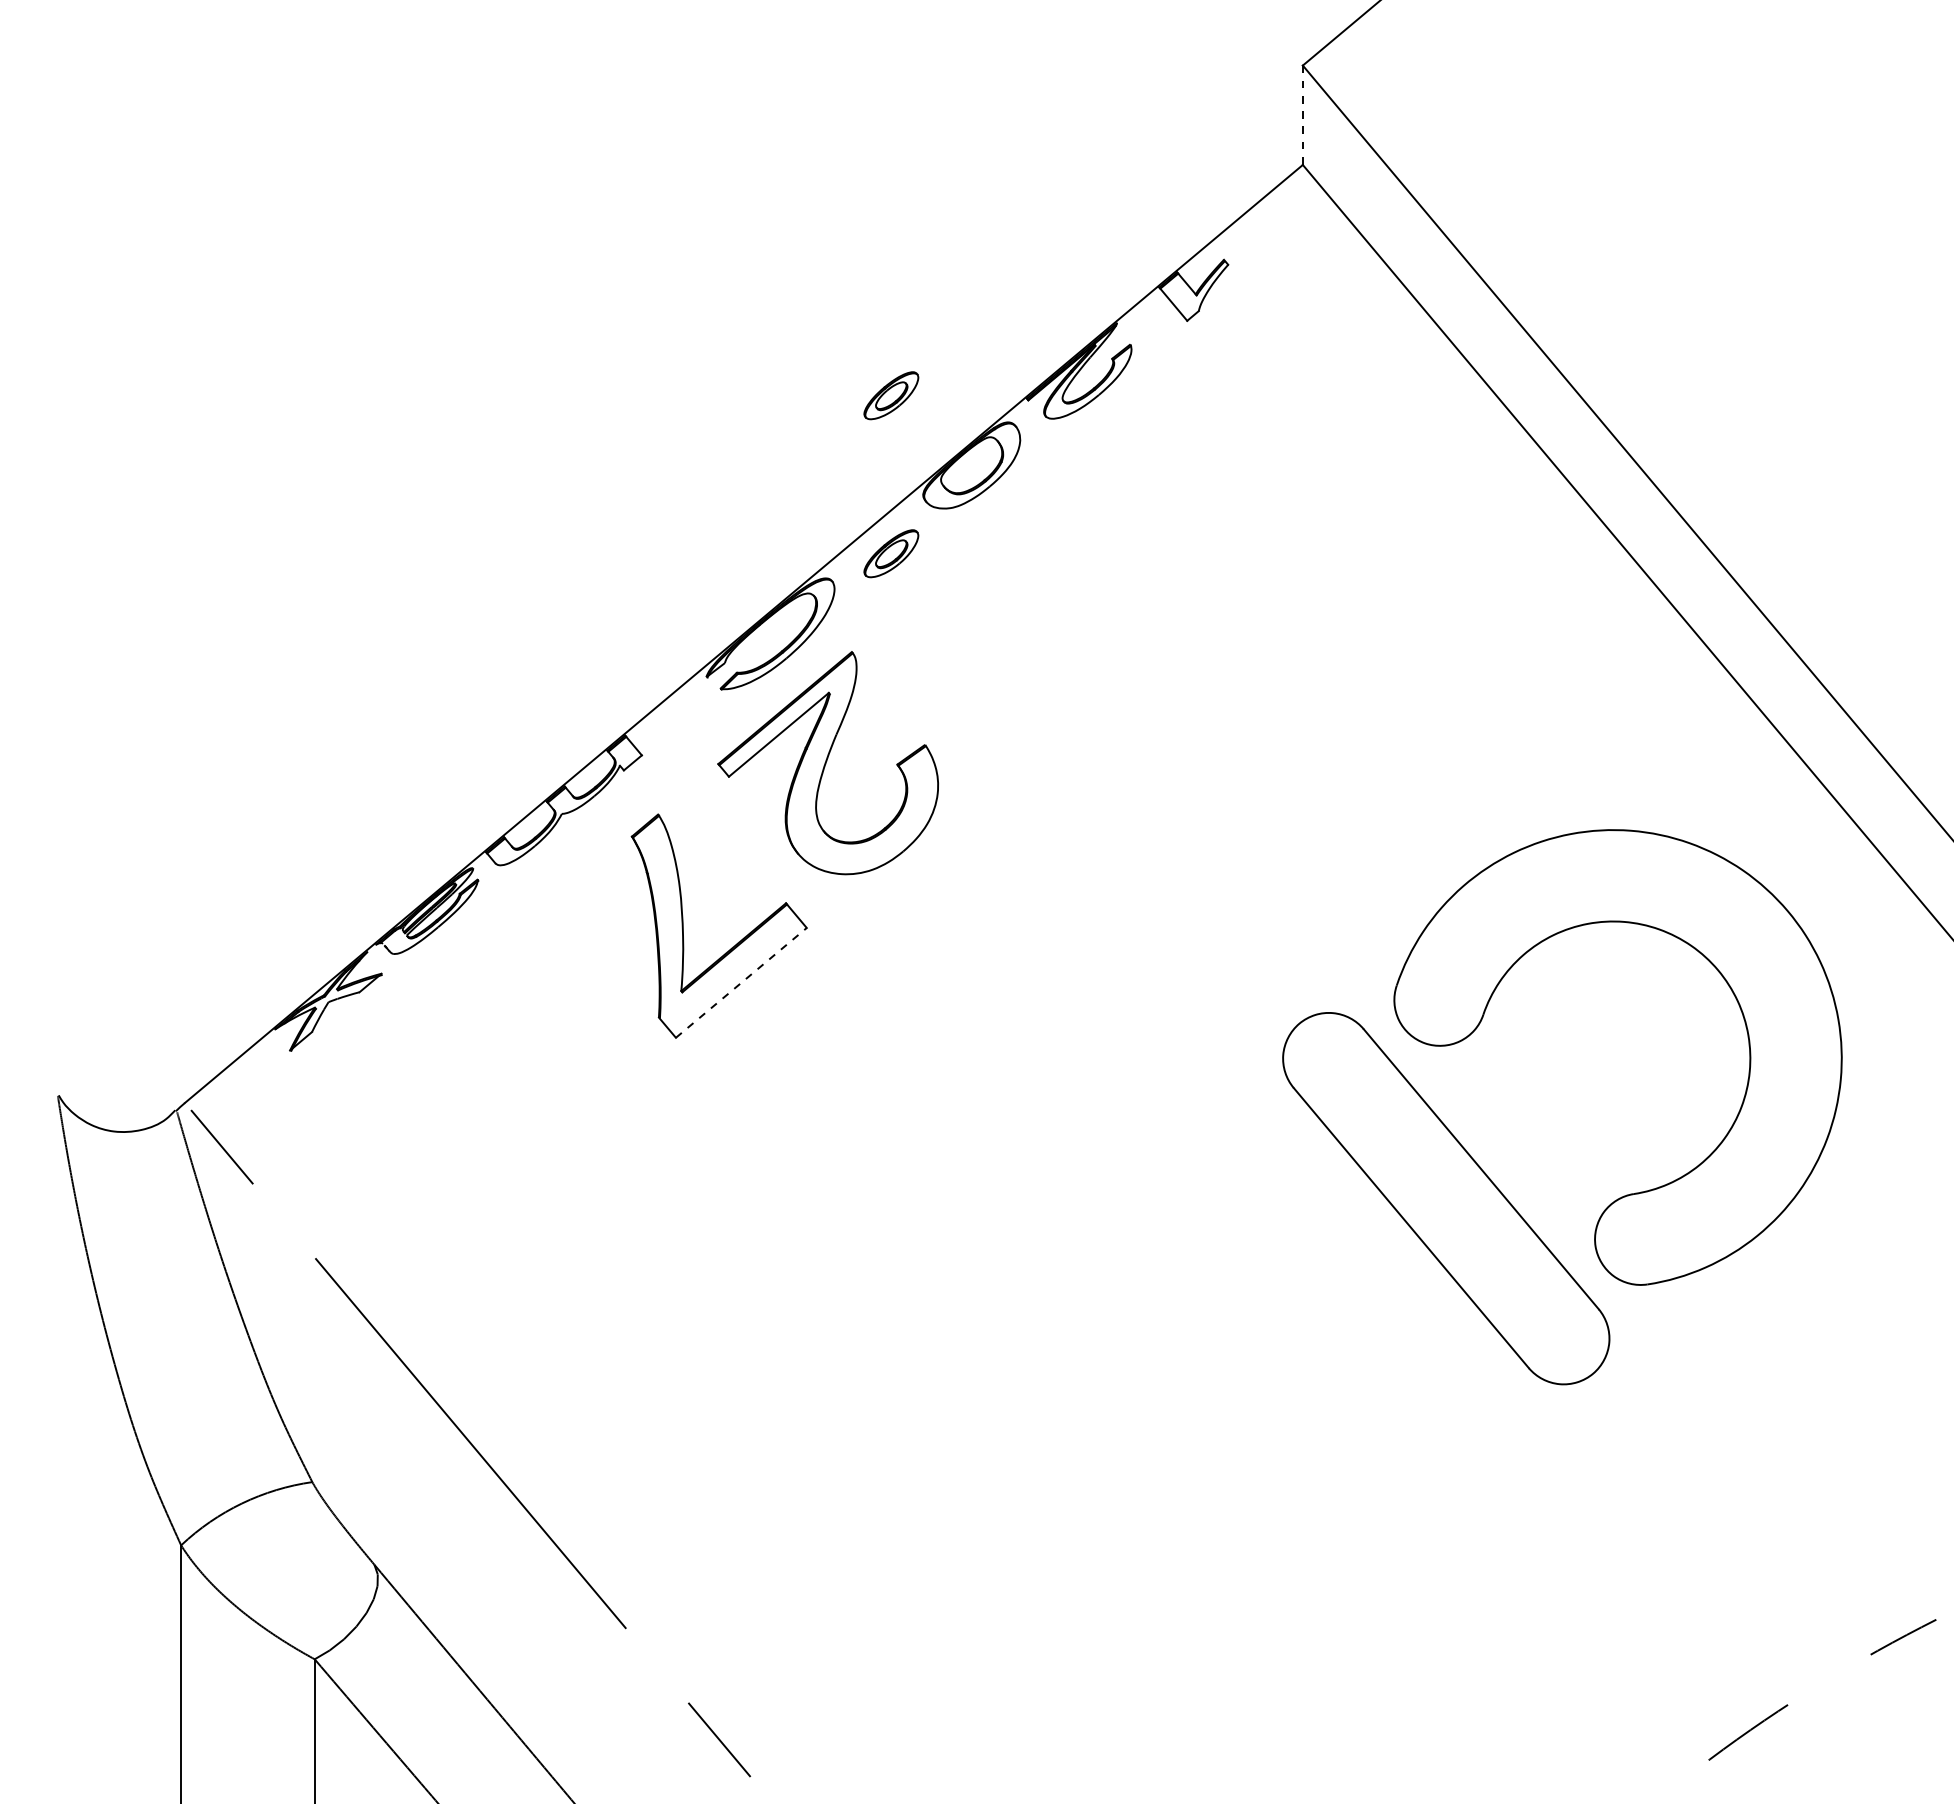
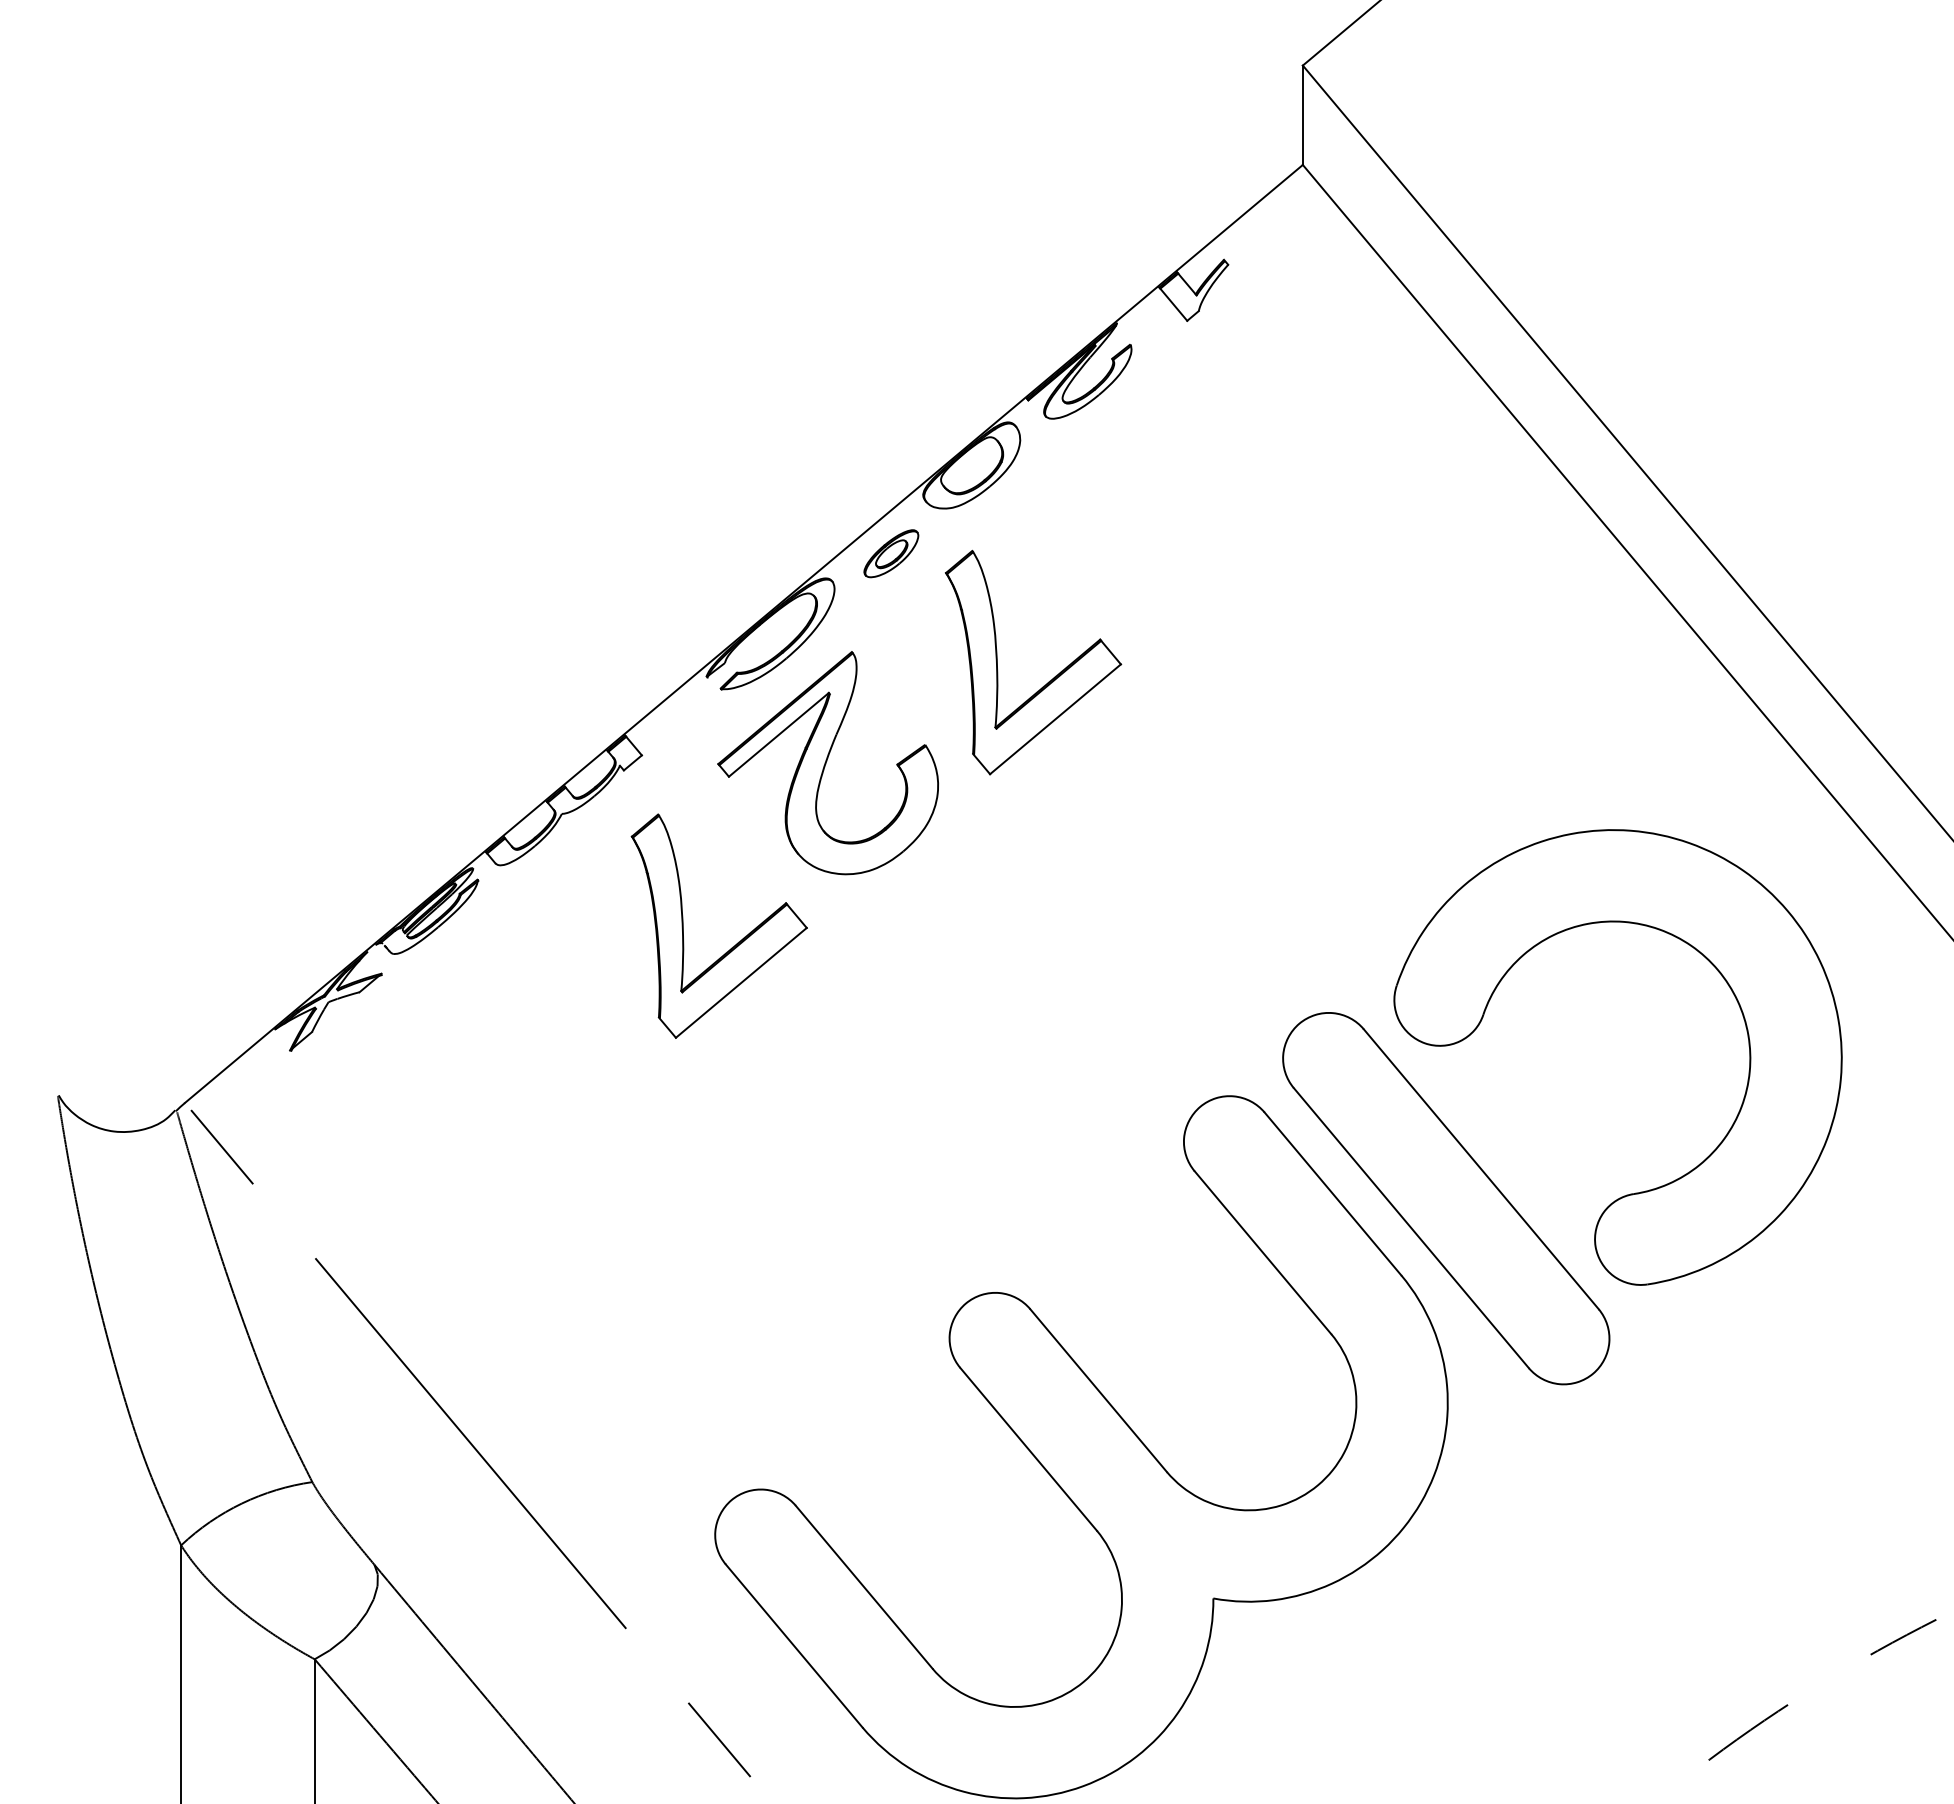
line: dashed -> solid (1302, 115)
part: present -> none (891, 395)
part: none -> present (1049, 680)
line: dashed -> solid (741, 982)
part: none -> present (1081, 1447)
